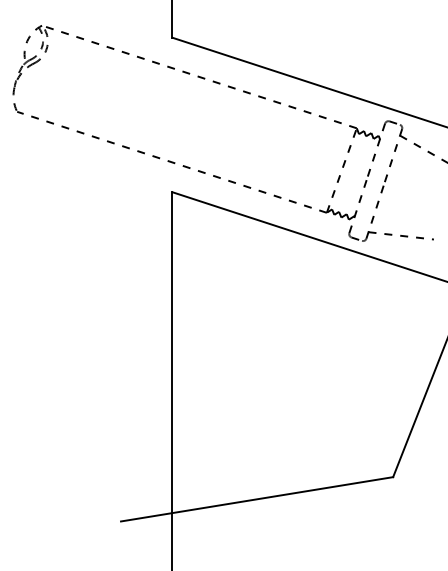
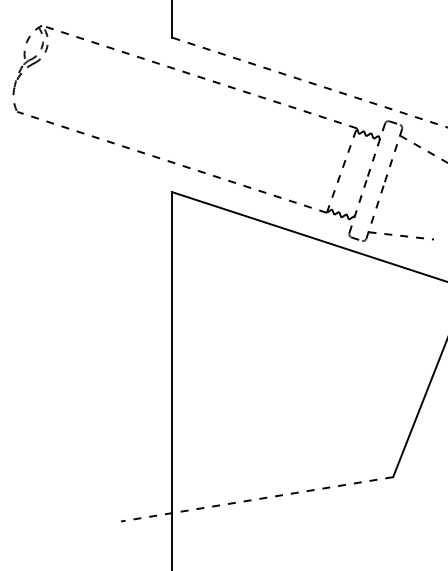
line: solid -> dashed (310, 82)
line: solid -> dashed (257, 499)
